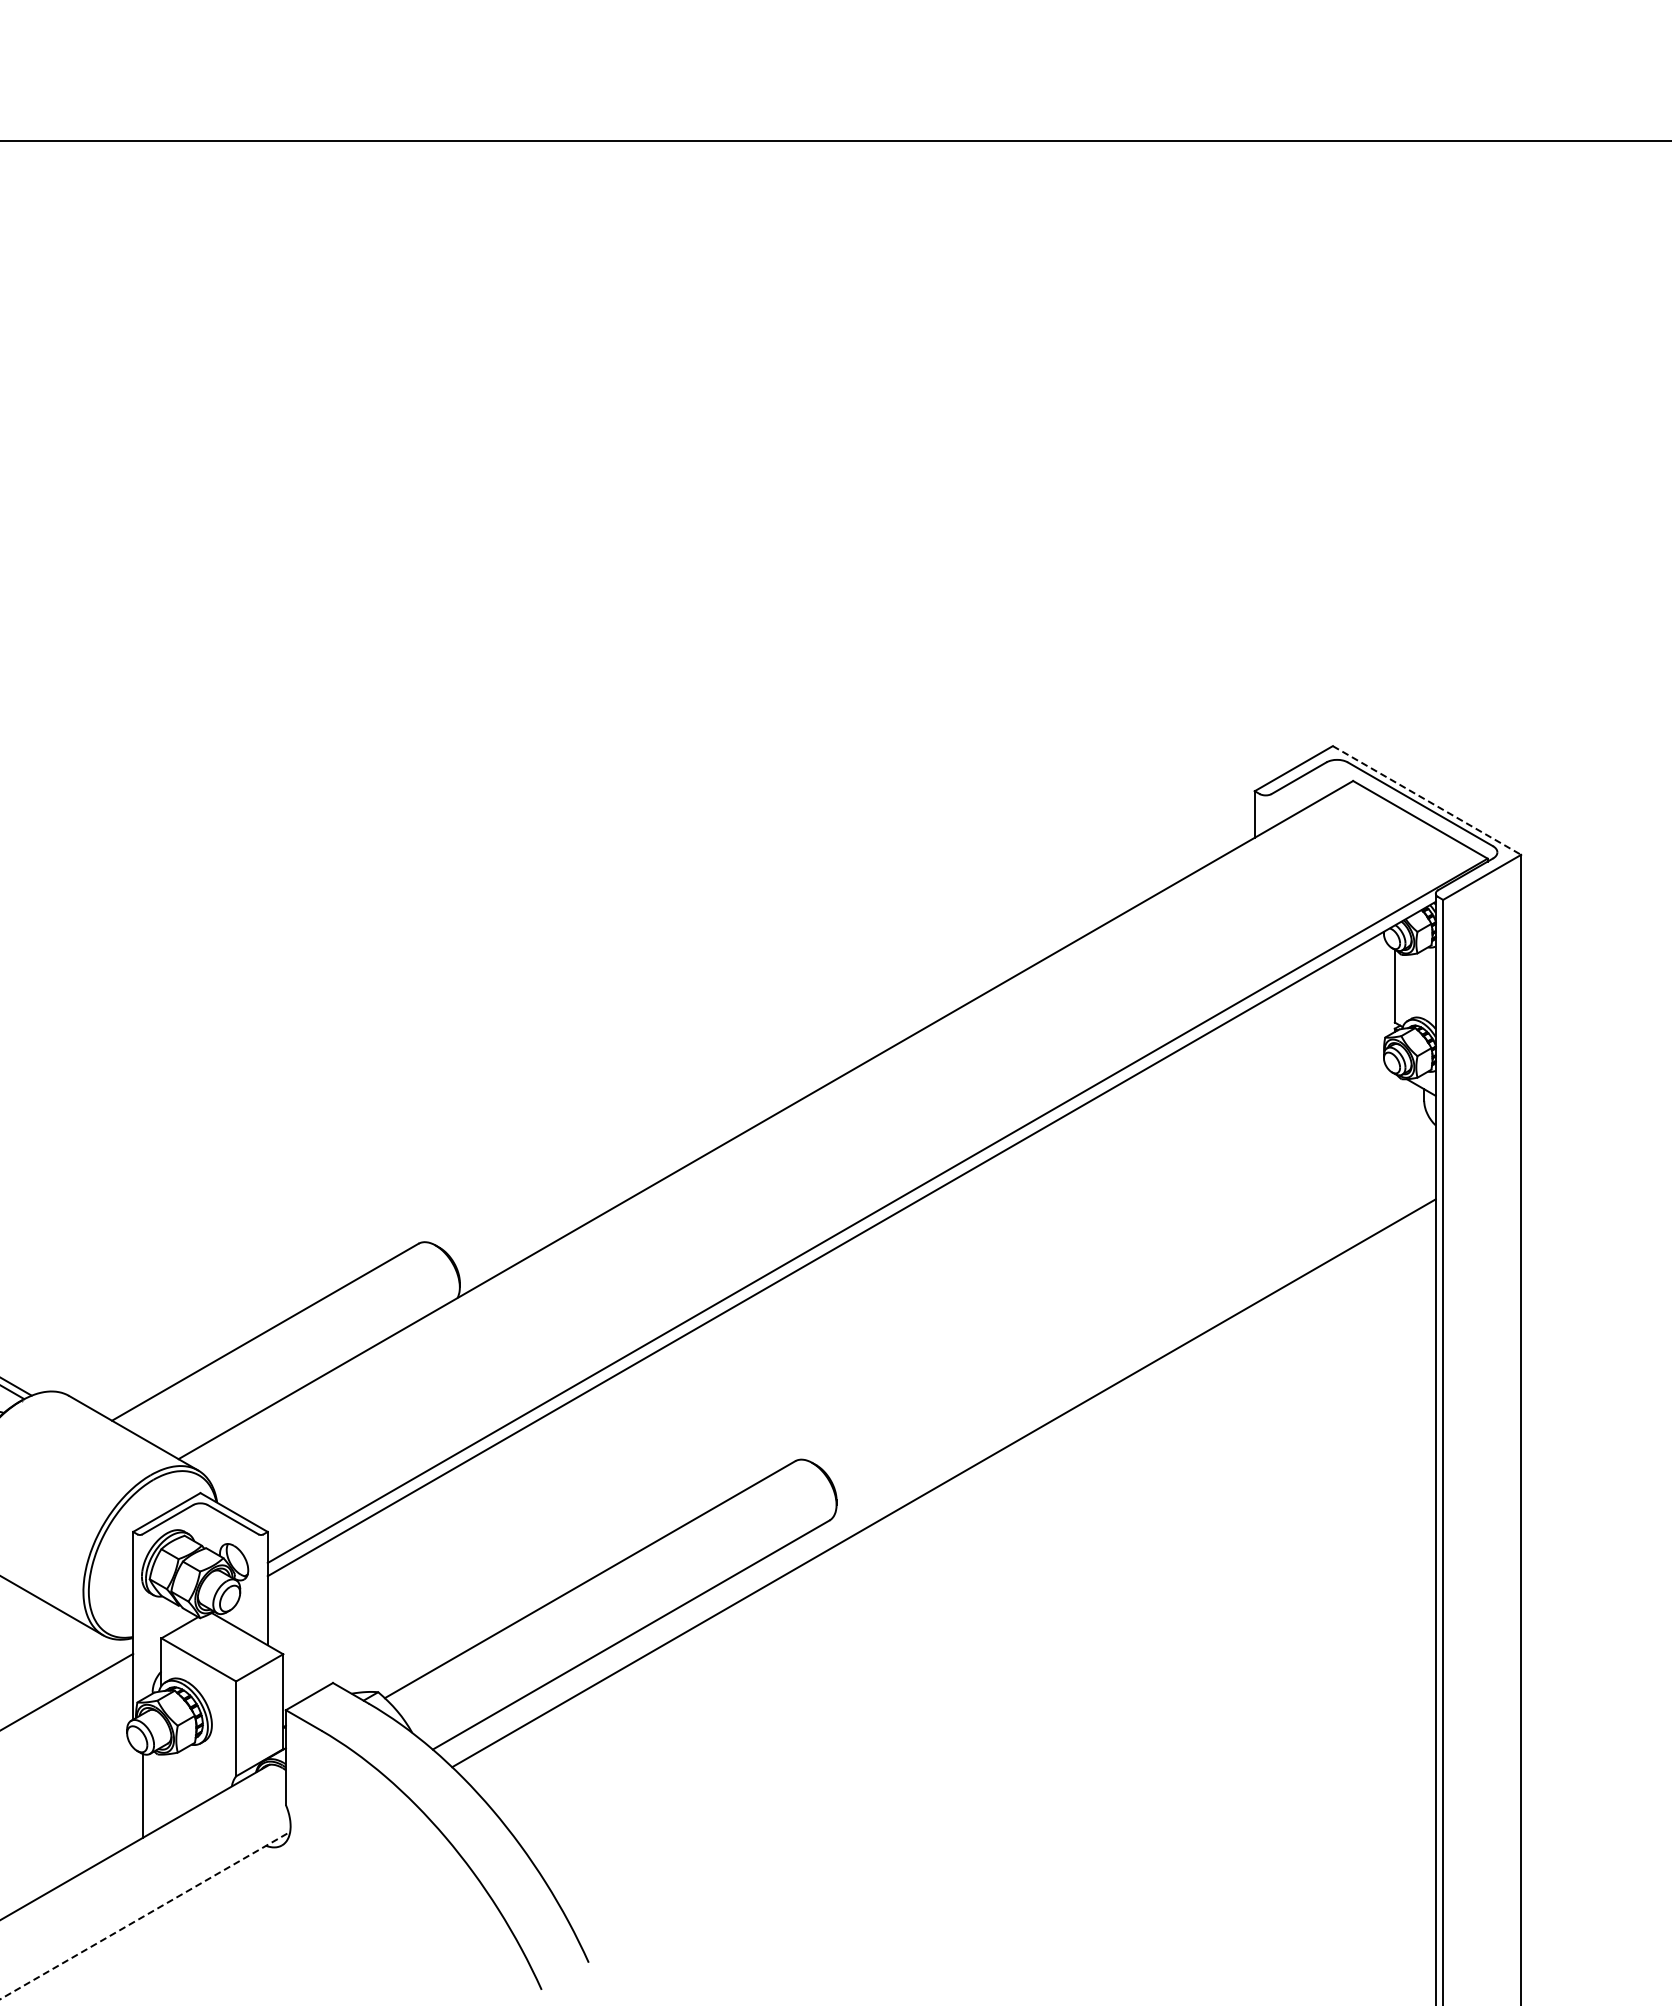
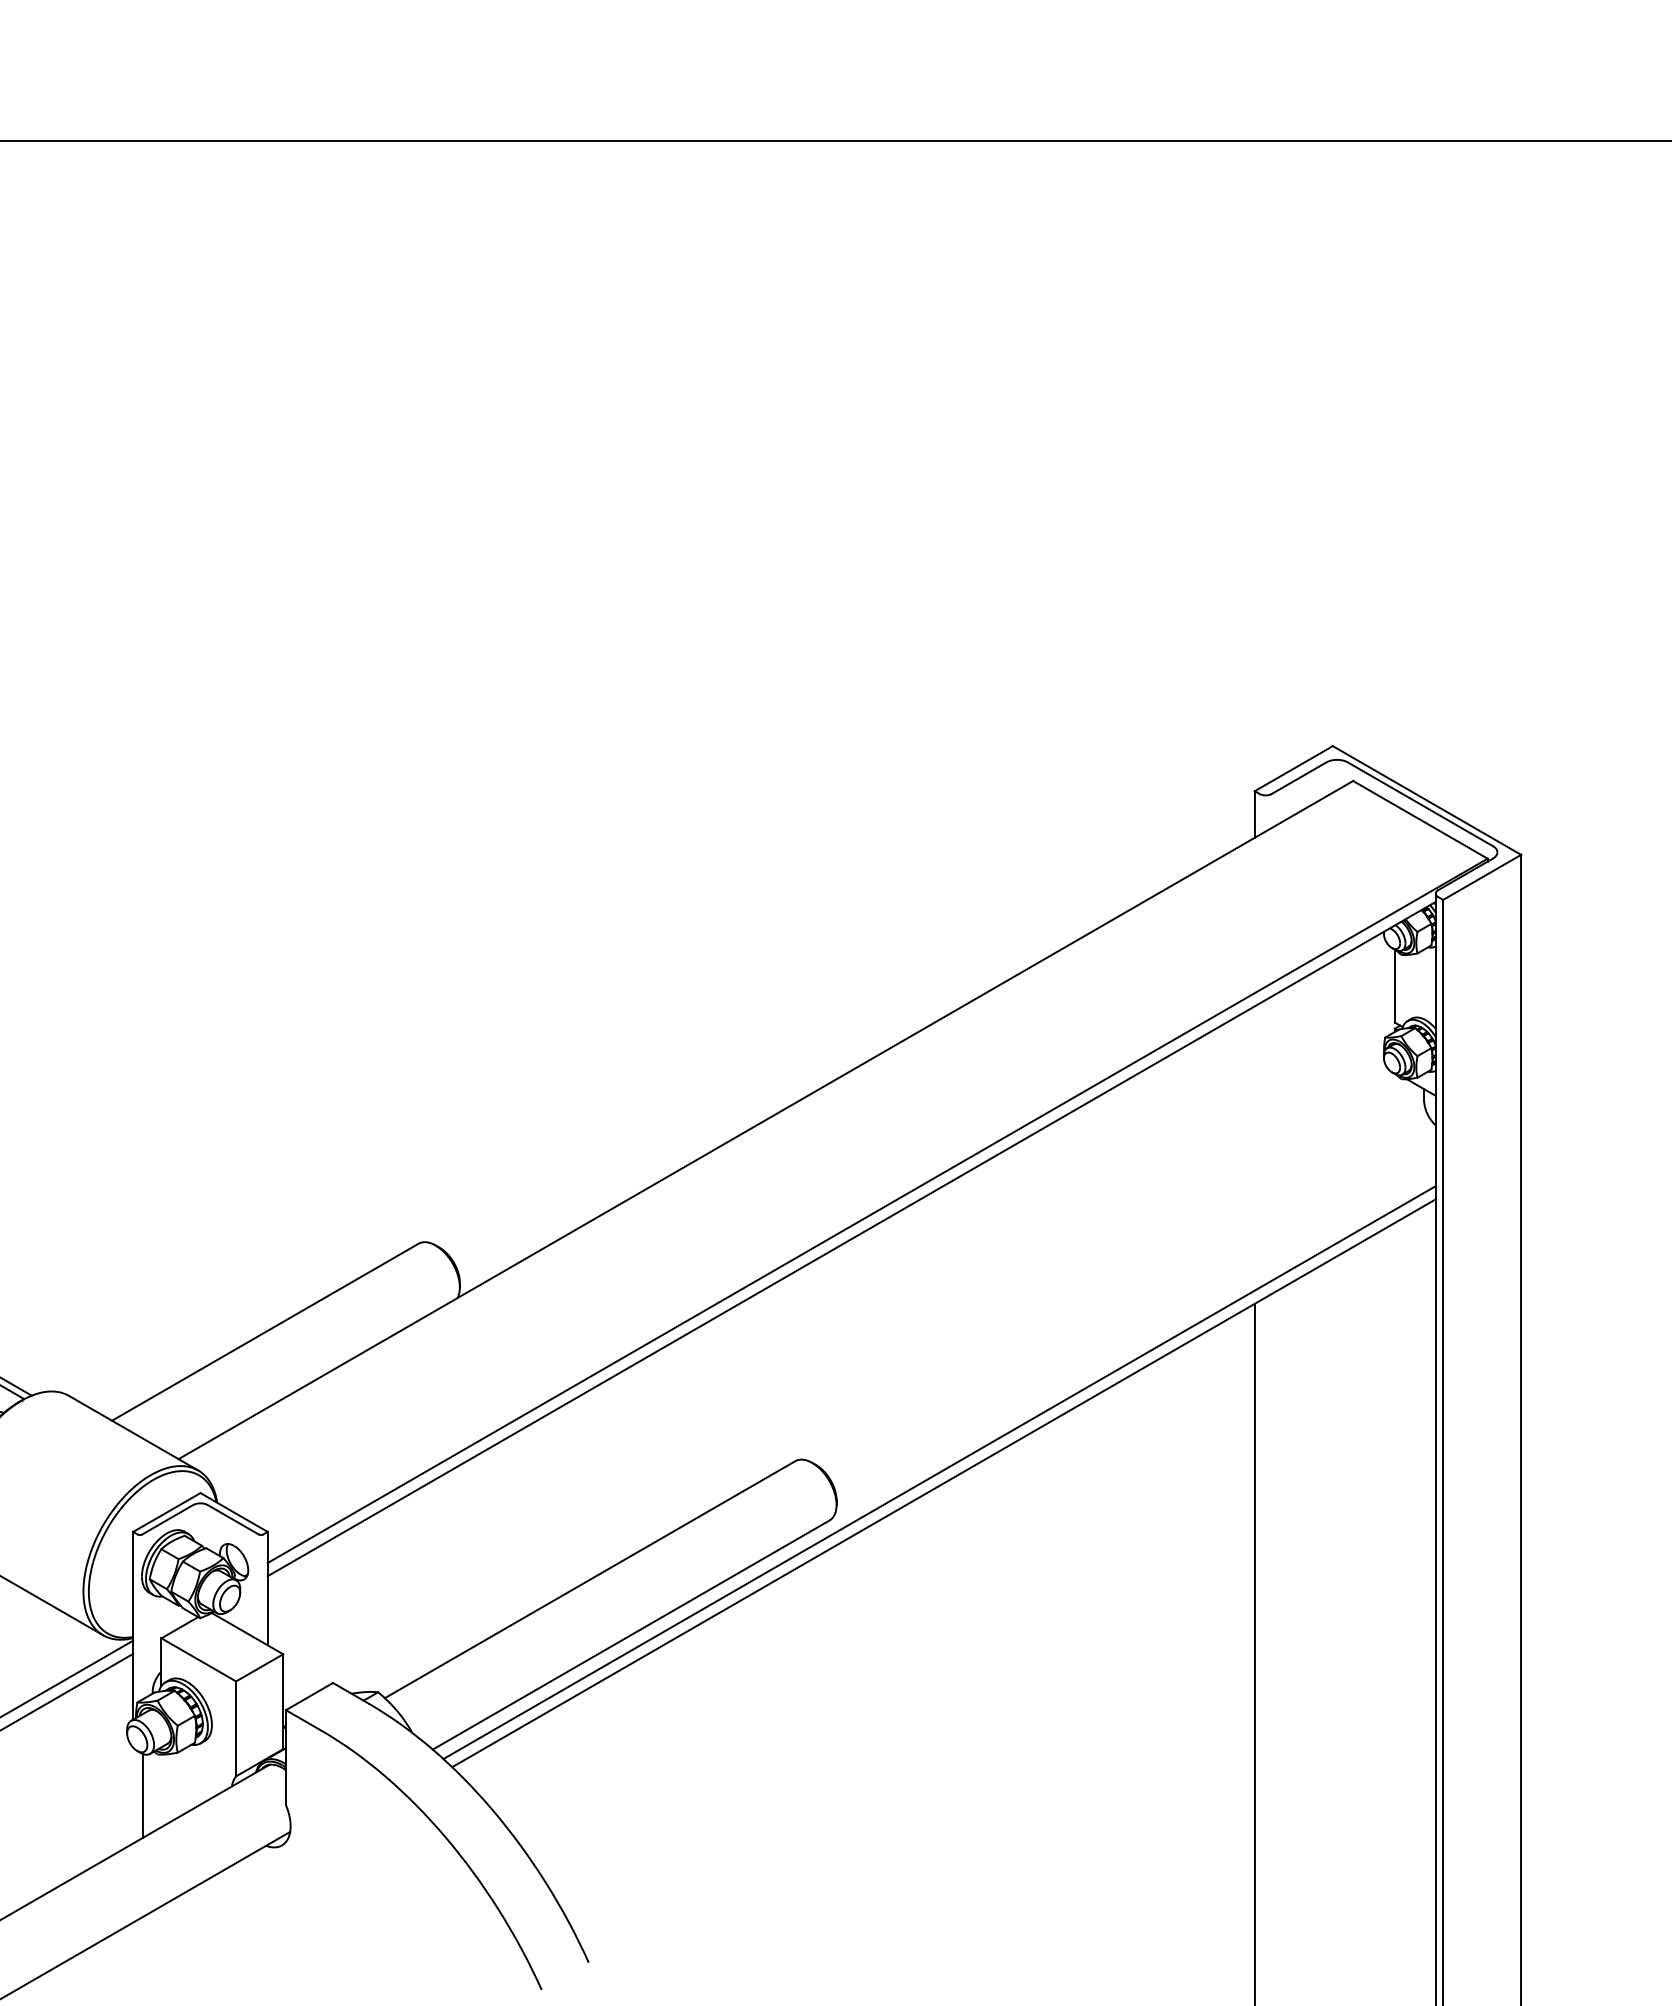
line: dashed -> solid (1427, 800)
line: none -> present (939, 1472)
line: none -> present (1254, 1652)
line: none -> present (67, 1678)
line: dashed -> solid (145, 1915)
